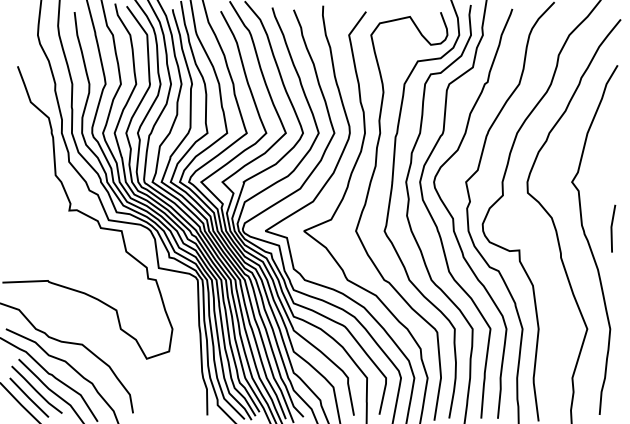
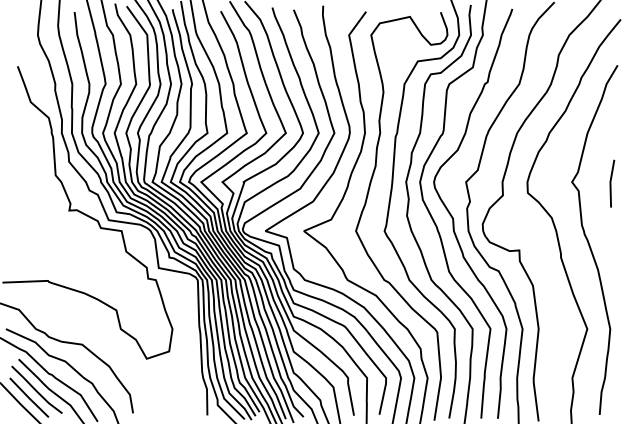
line position: (612, 228) -> (611, 183) (611, 183)
